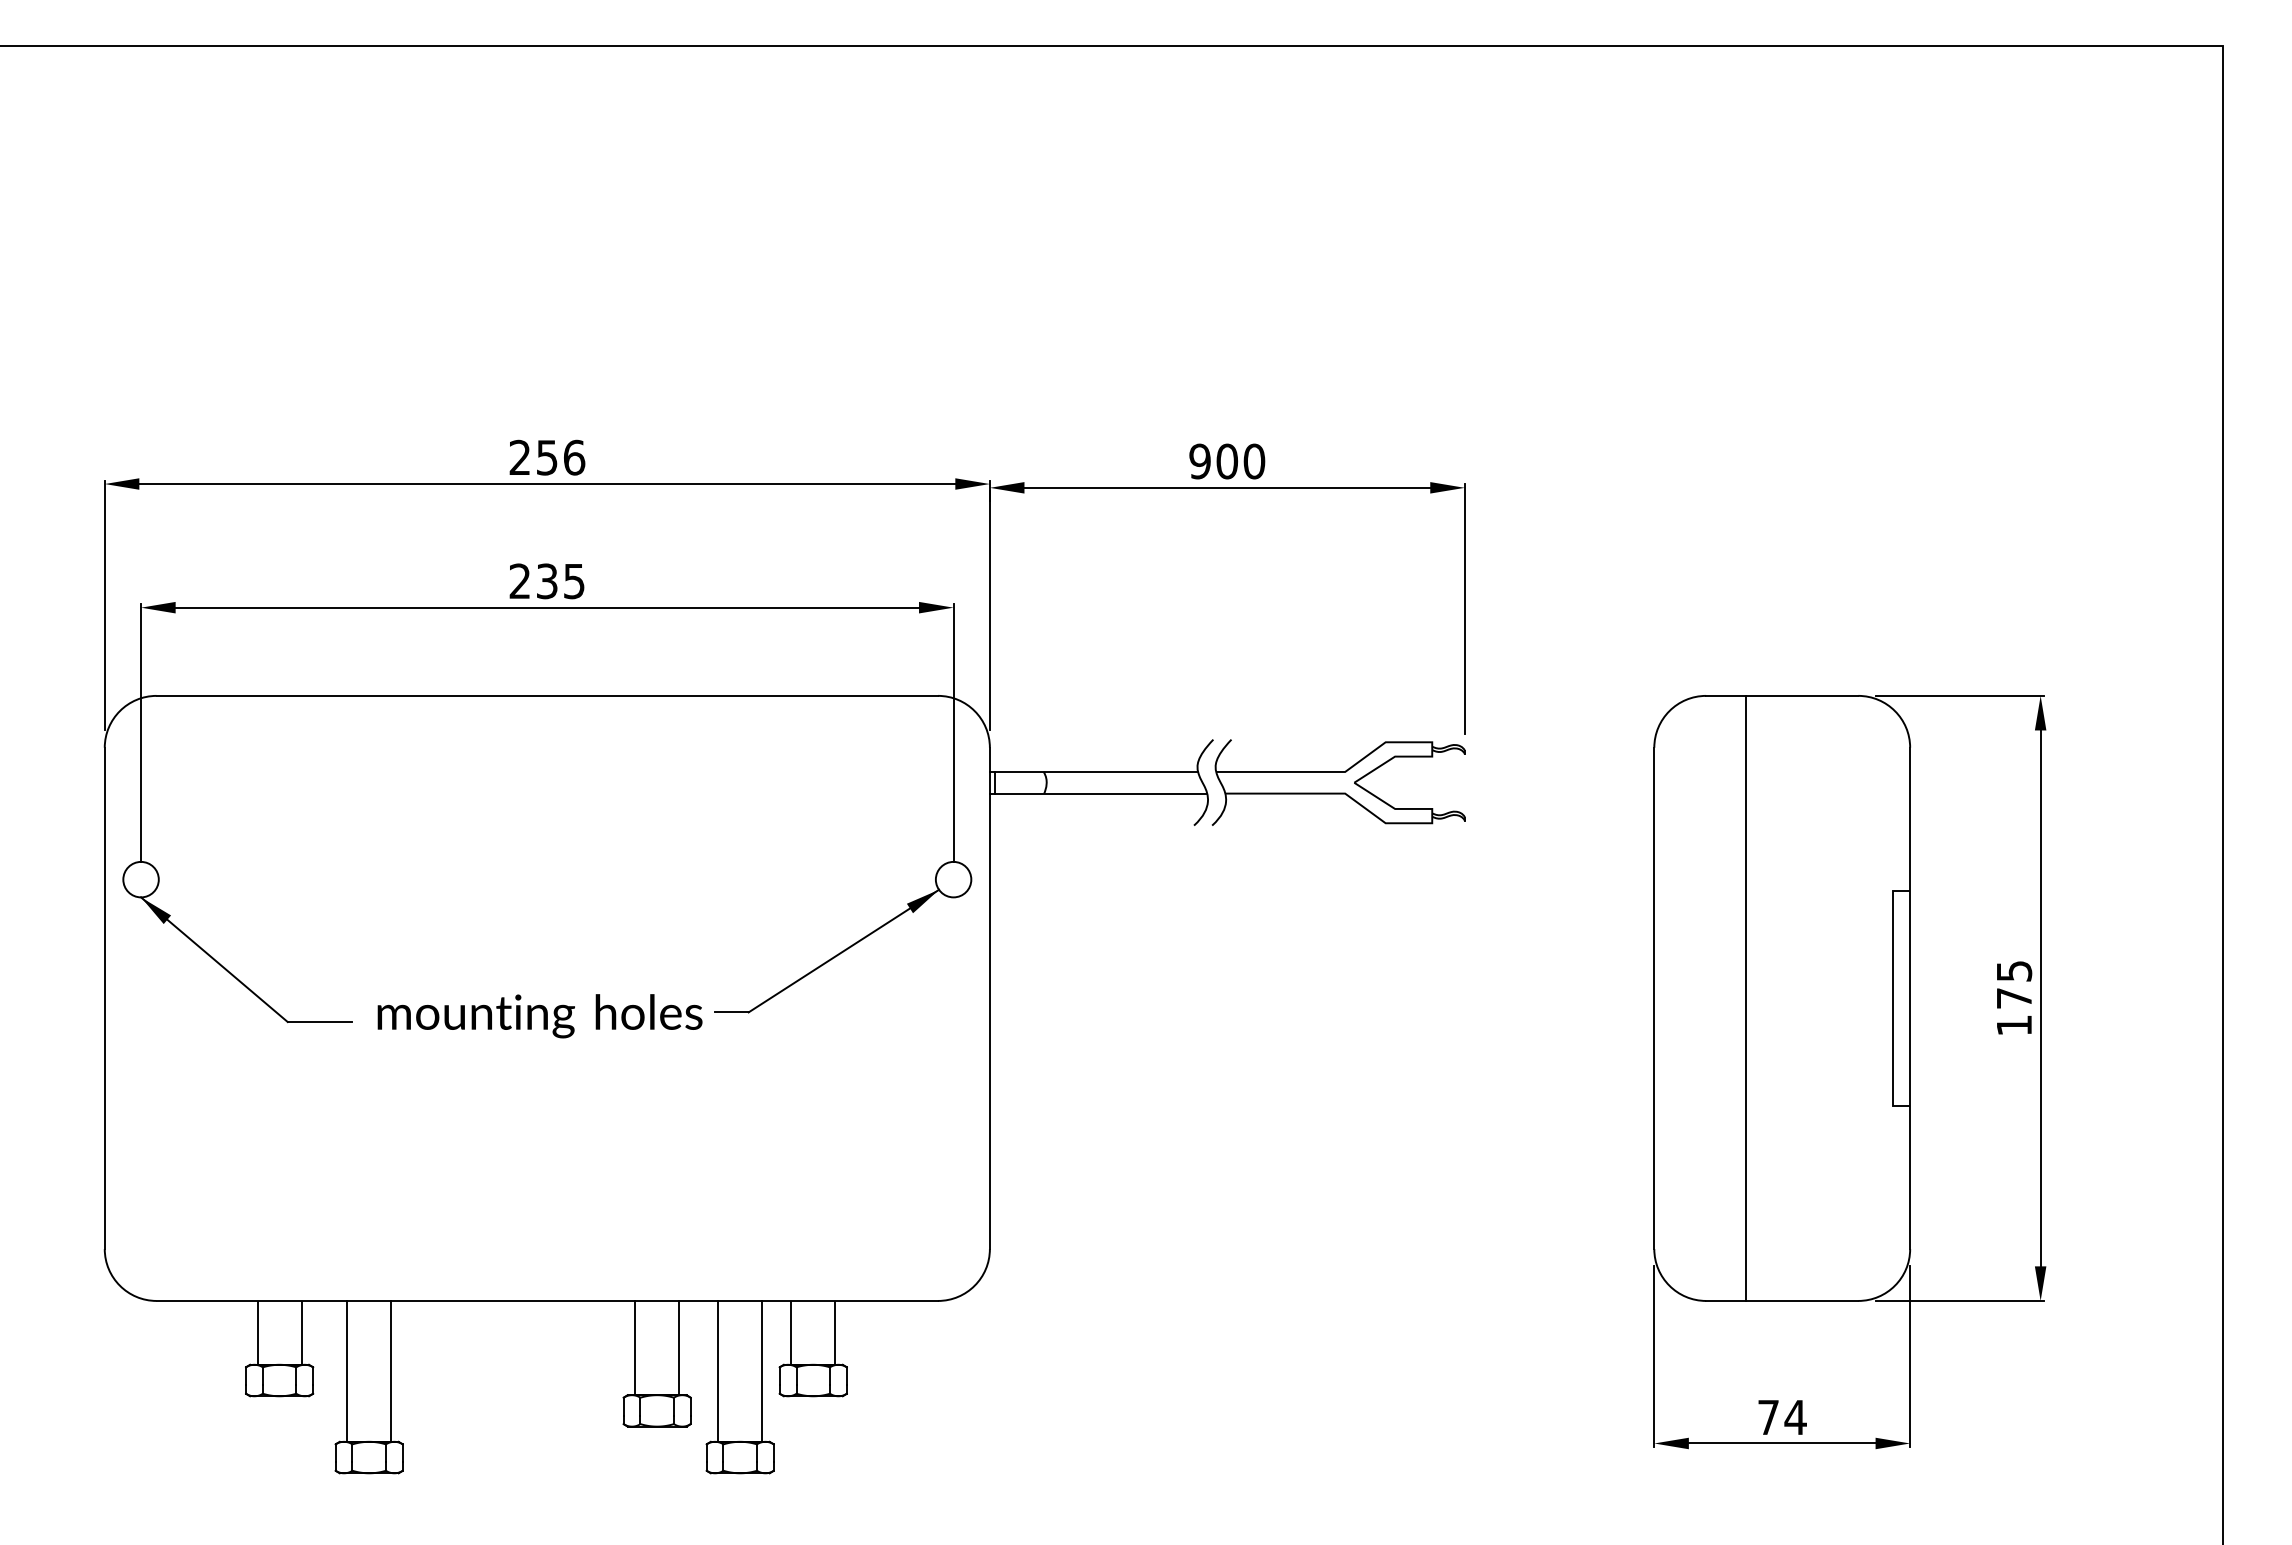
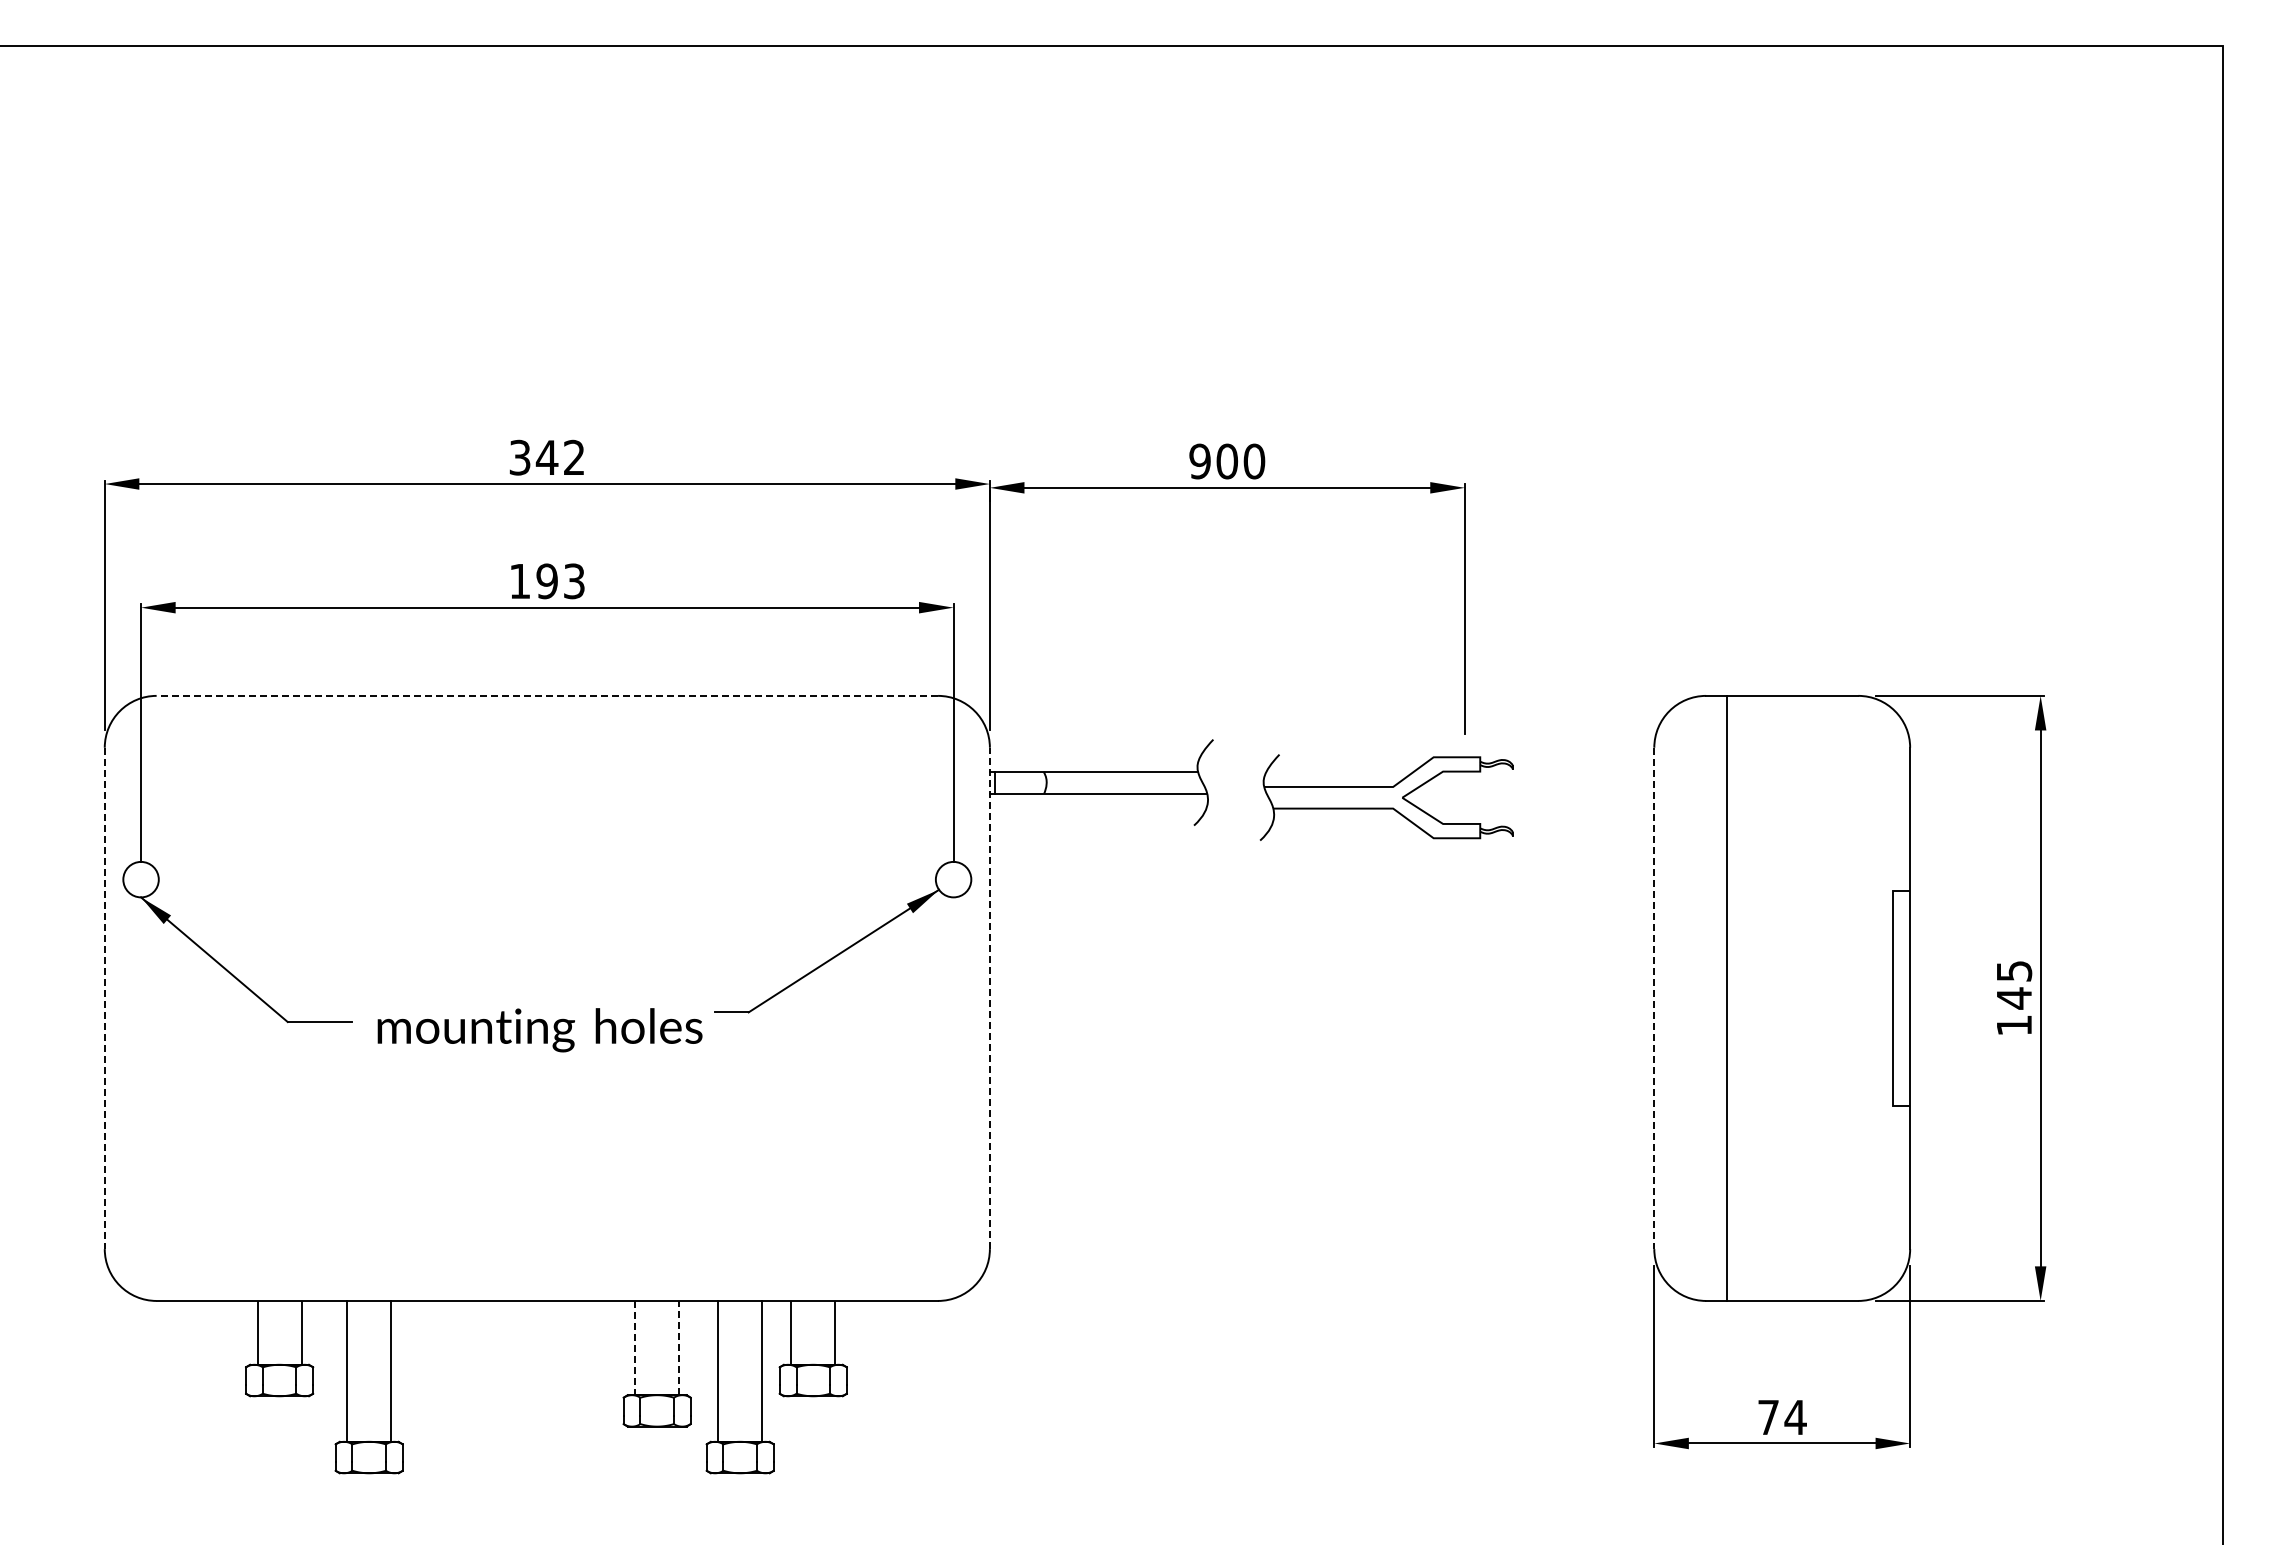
text: 256 -> 342 (547, 457)
text: 235 -> 193 (546, 581)
line: solid -> dashed (547, 695)
part position: (1338, 782) -> (1386, 797) (1386, 797)
line position: (1746, 997) -> (1727, 997) (1727, 997)
line: solid -> dashed (104, 998)
line: solid -> dashed (989, 998)
line: solid -> dashed (1654, 998)
text: 175 -> 145 (2014, 998)
text position: (539, 1016) -> (539, 1030) (539, 1030)
line: solid -> dashed (679, 1347)
line: solid -> dashed (635, 1348)
